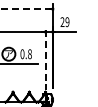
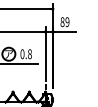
line: dashed -> solid (26, 9)
text: 29 -> 89 (62, 22)
line: dashed -> solid (45, 53)
